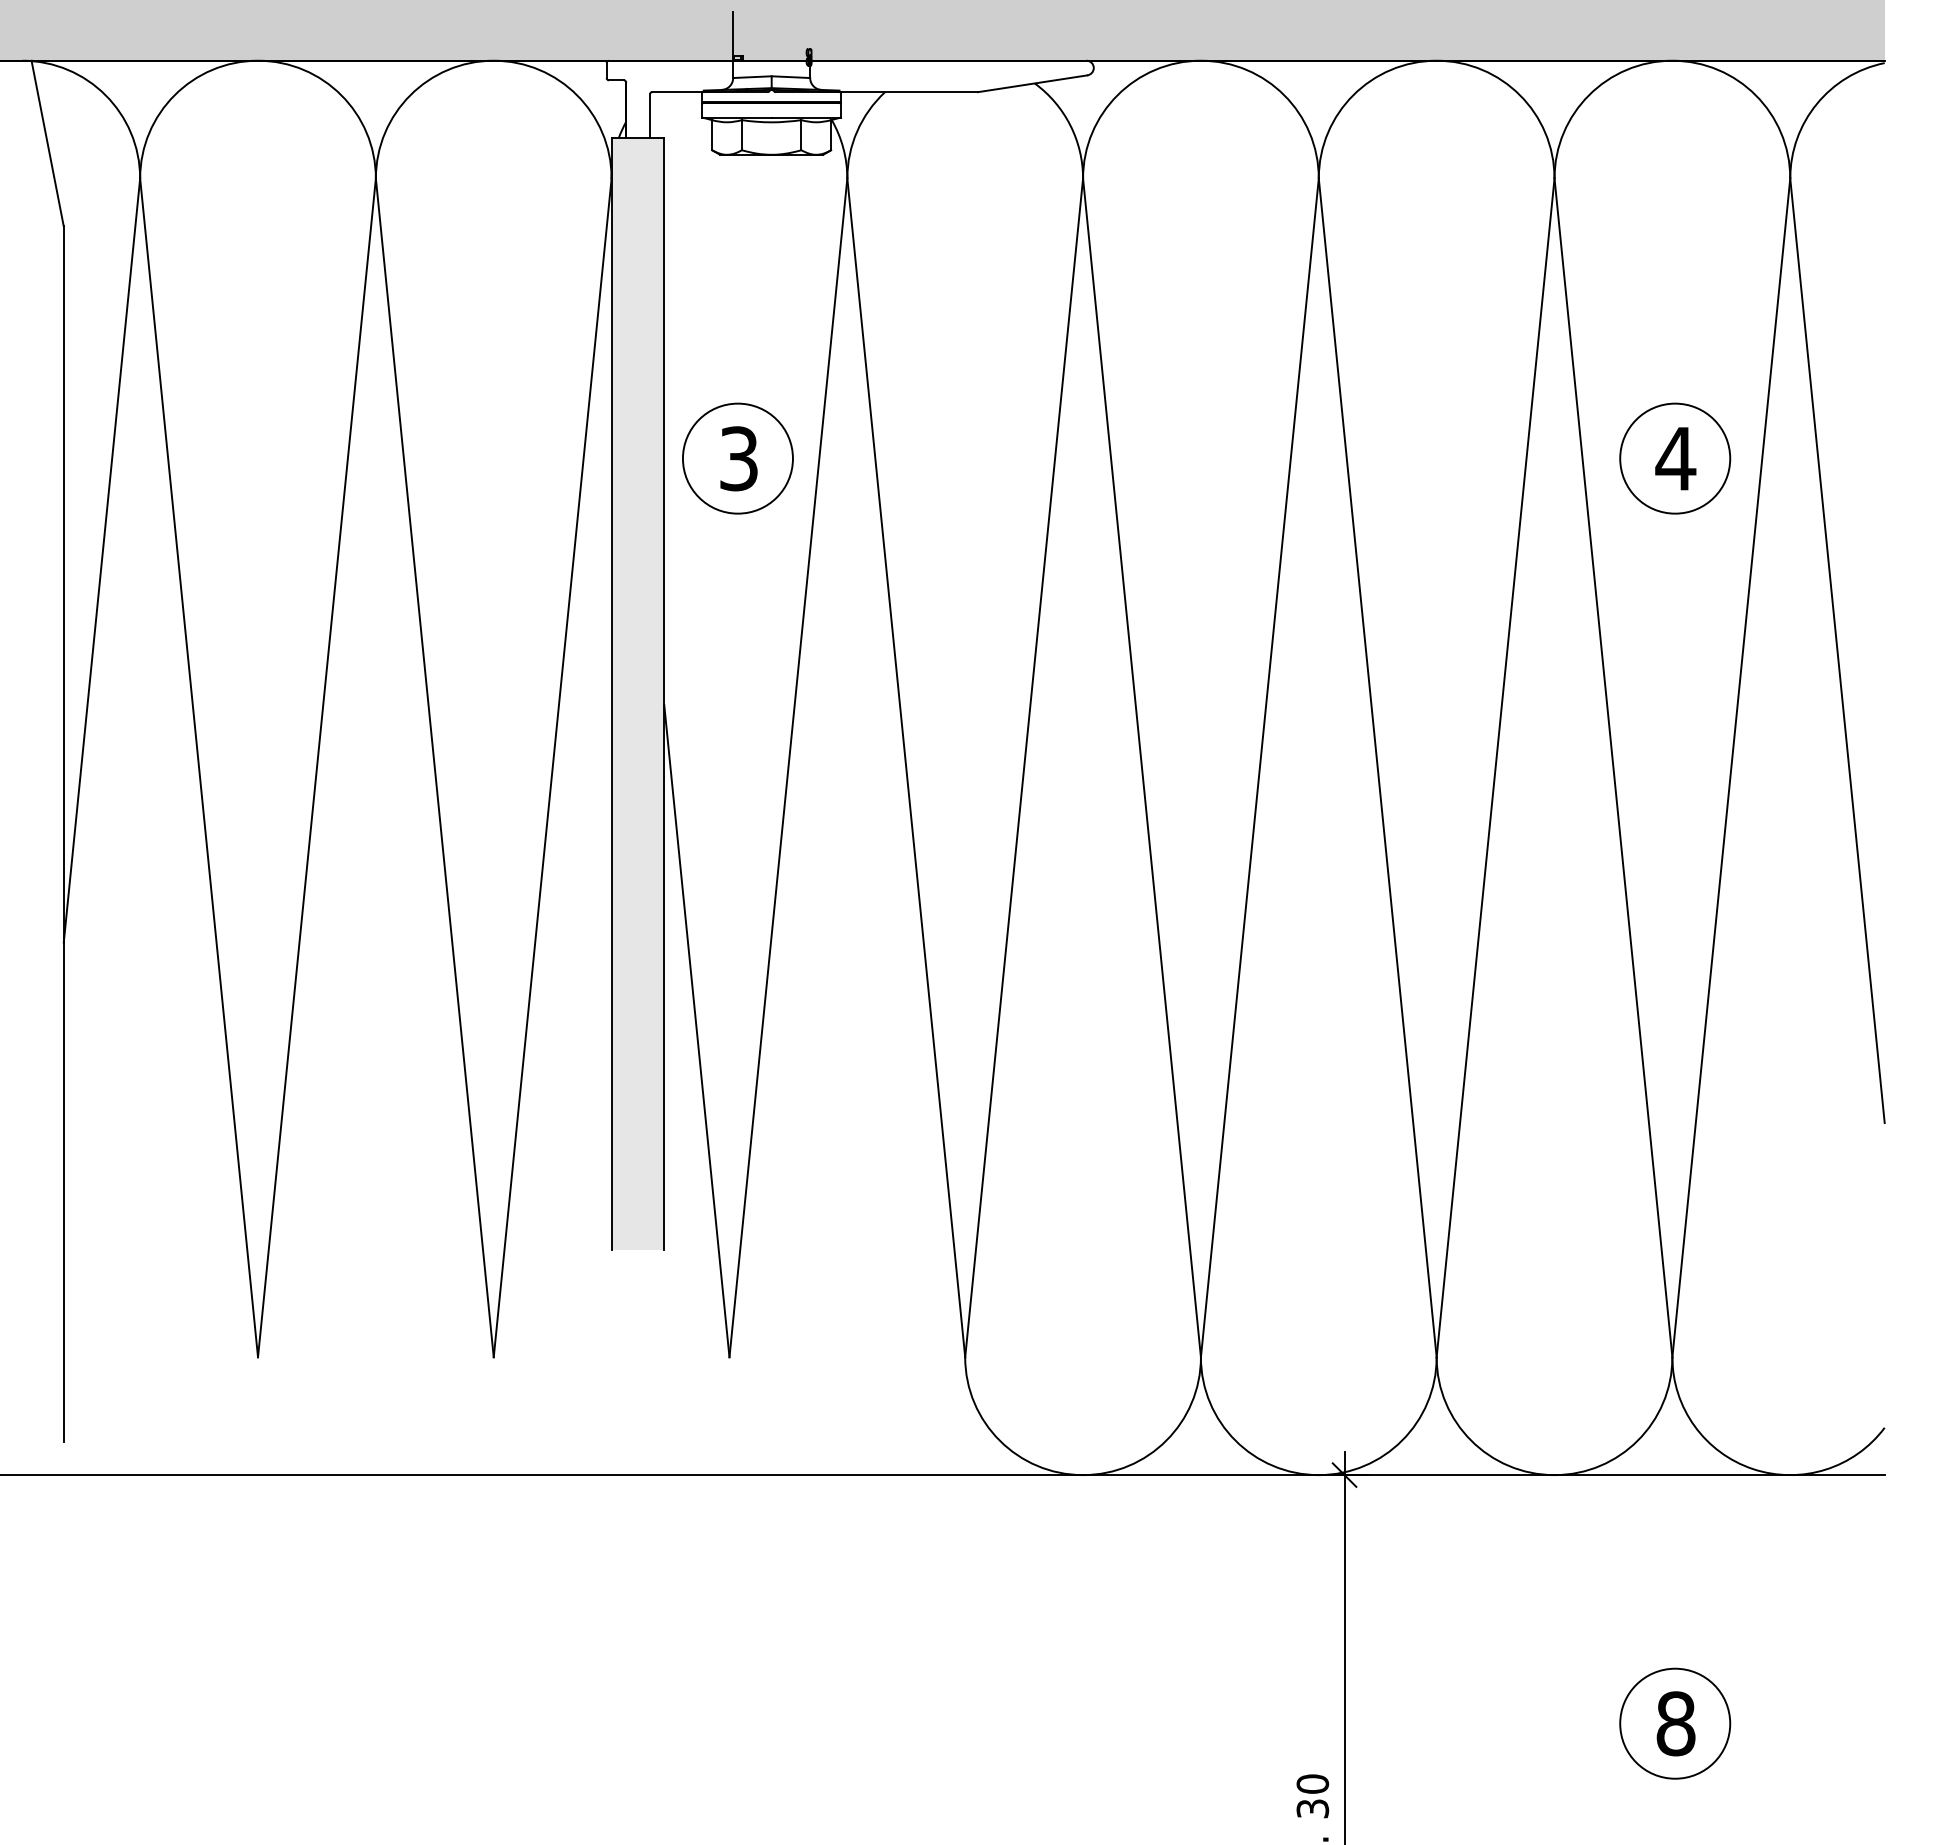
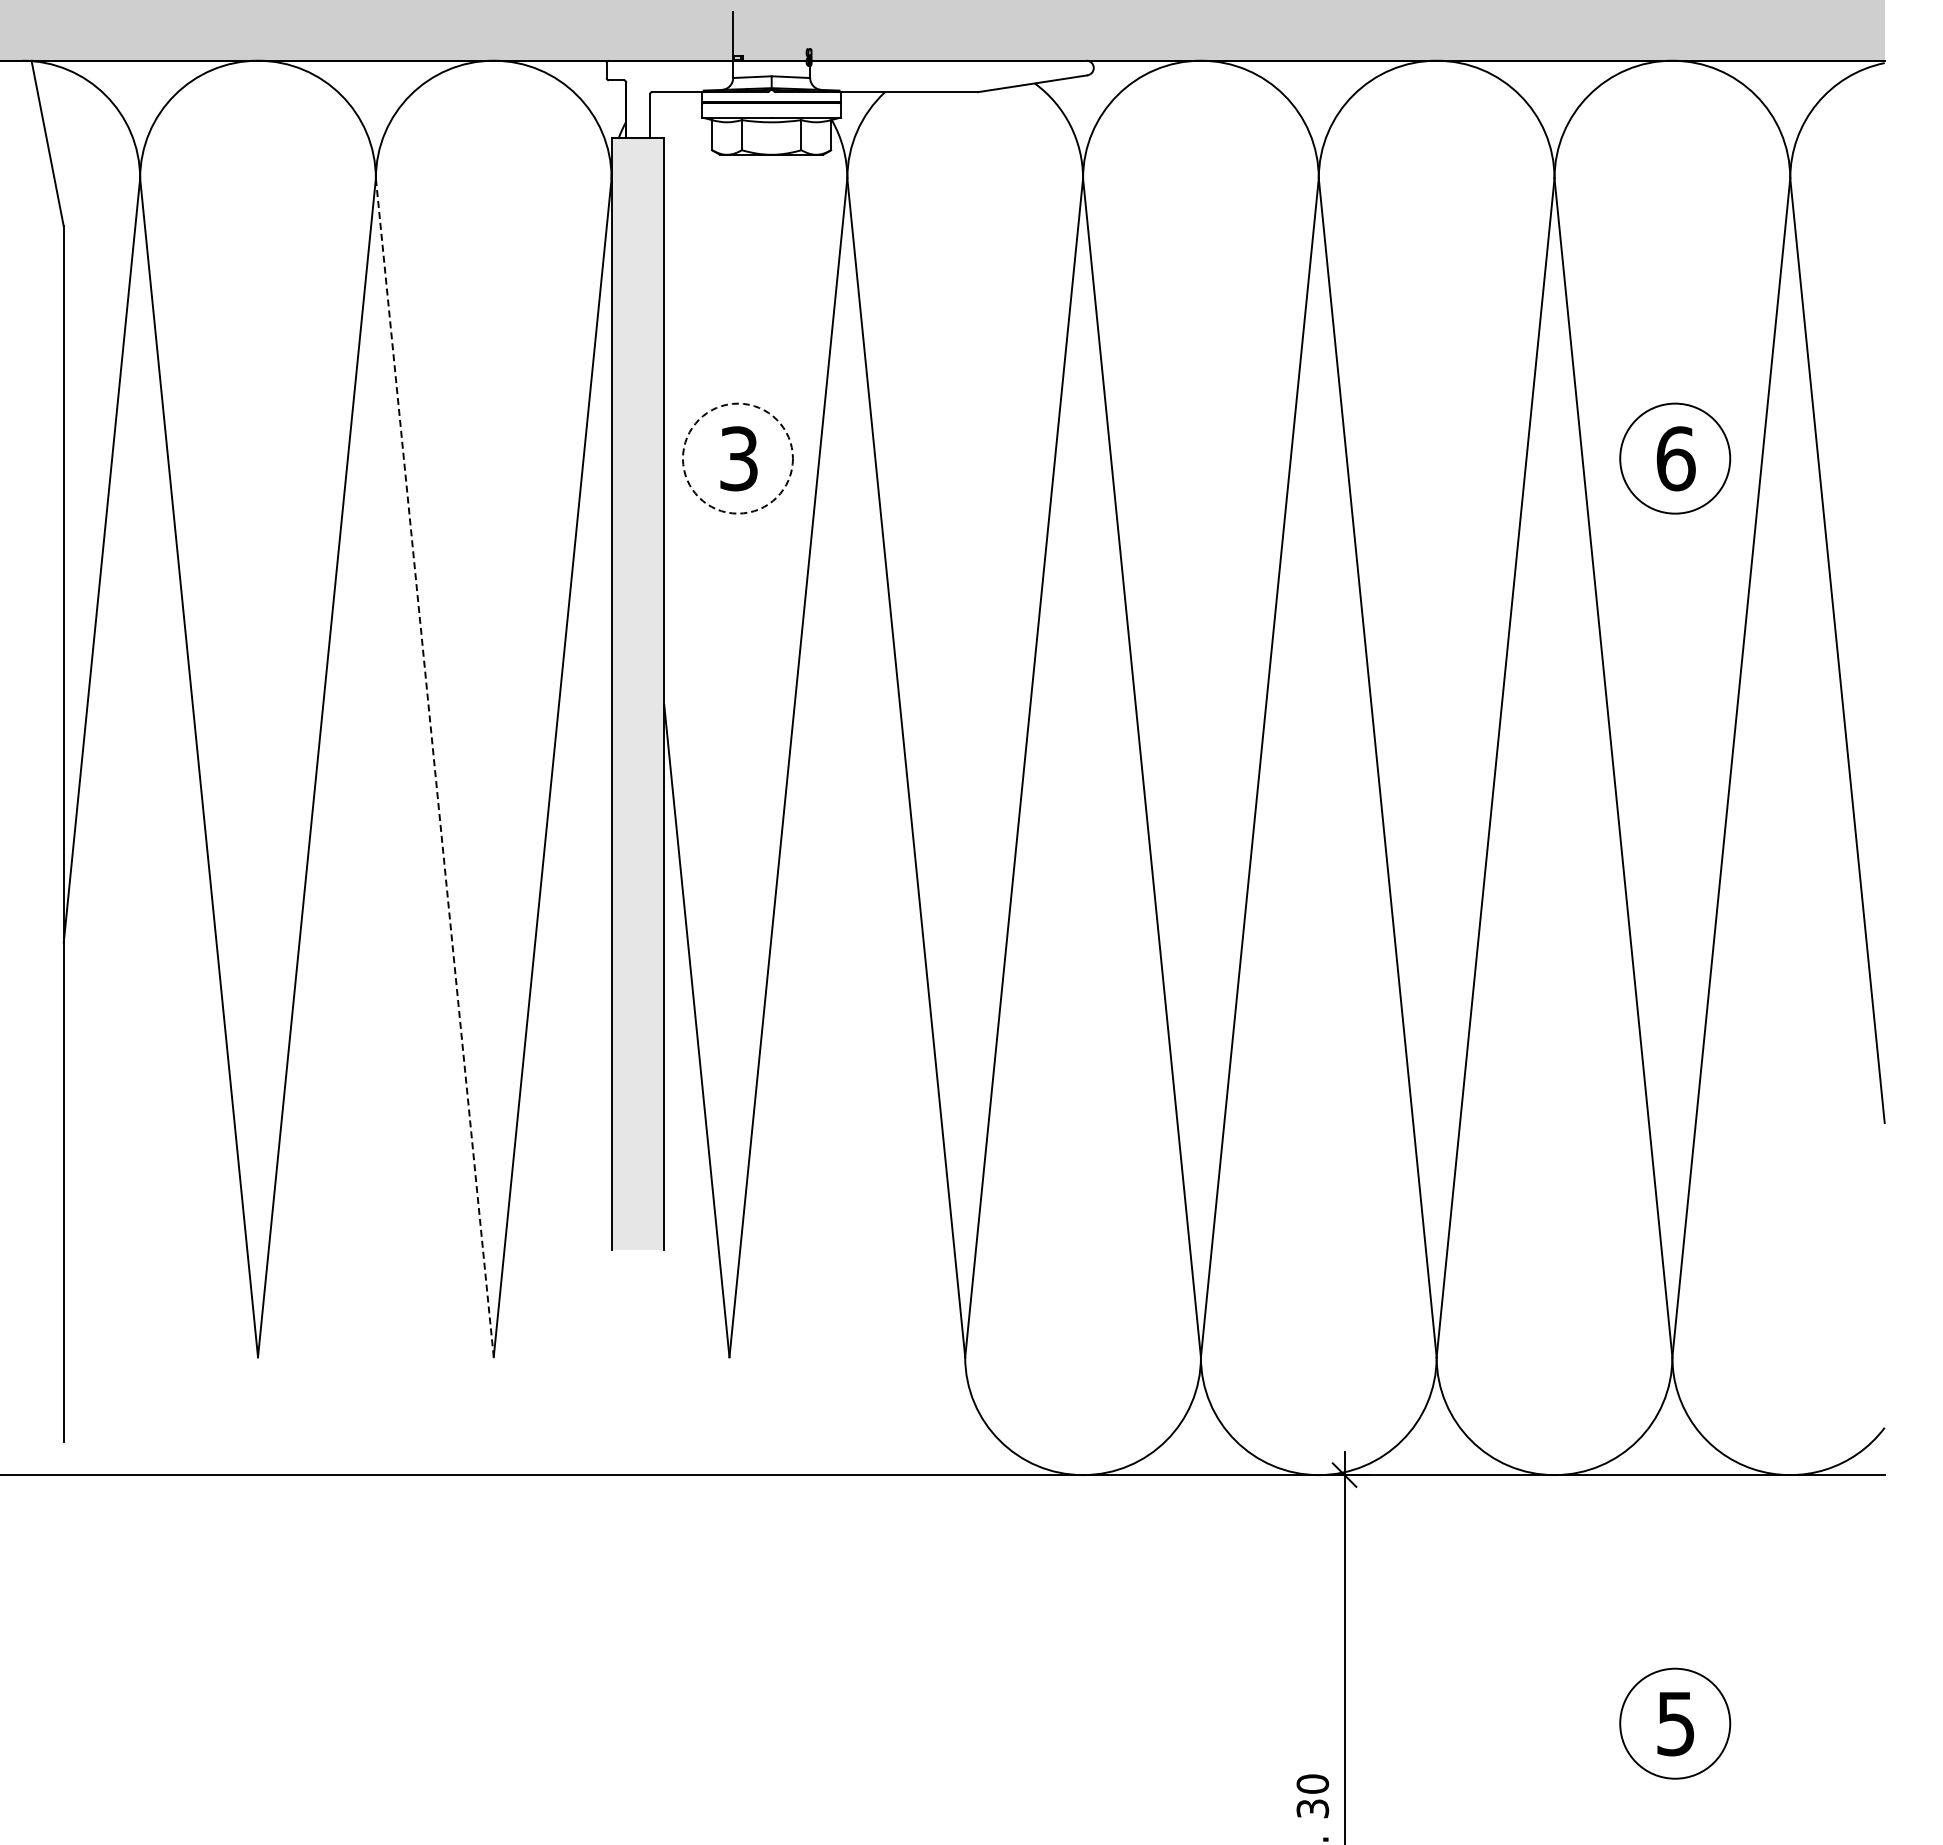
circle: solid -> dashed (737, 458)
text: 4 -> 6 (1675, 458)
line: solid -> dashed (434, 767)
text: 8 -> 5 (1675, 1723)
